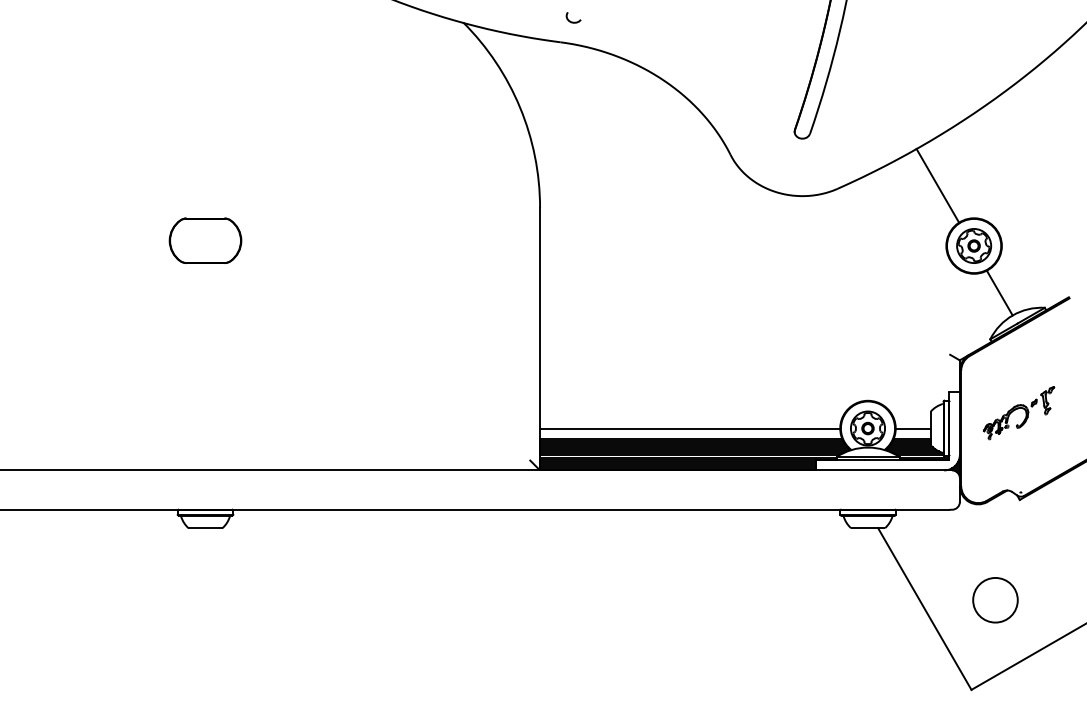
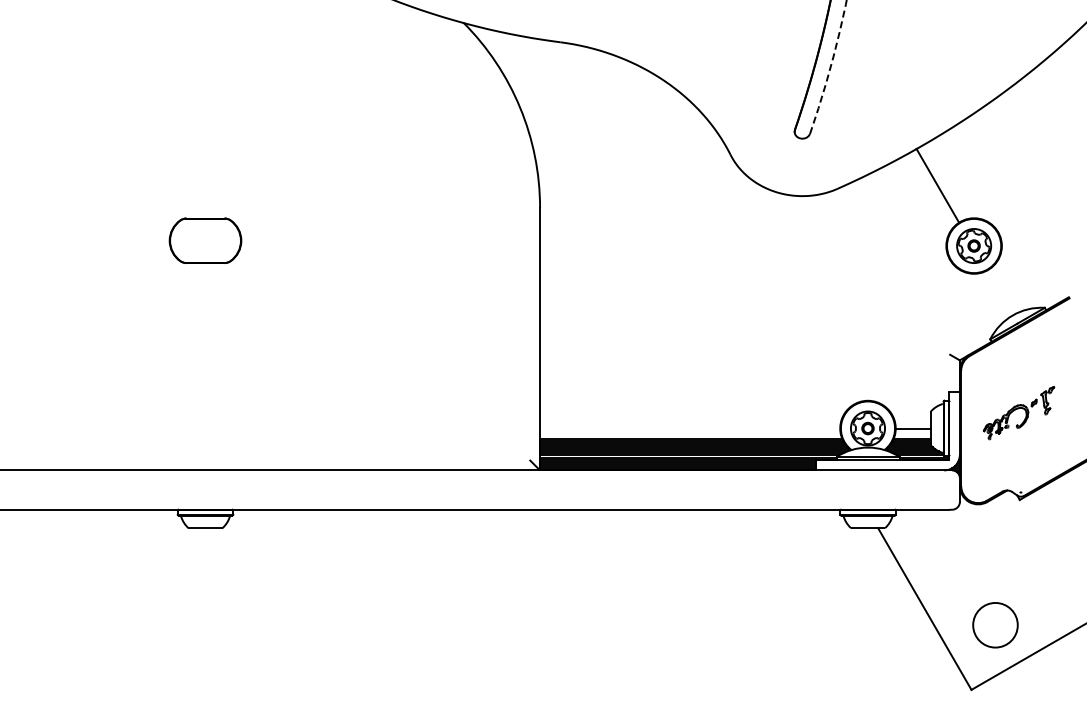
curve: present -> none (573, 21)
arc: solid -> dashed (830, 66)
line: present -> none (999, 292)
line: present -> none (690, 428)
circle position: (995, 600) -> (995, 625) (995, 625)
